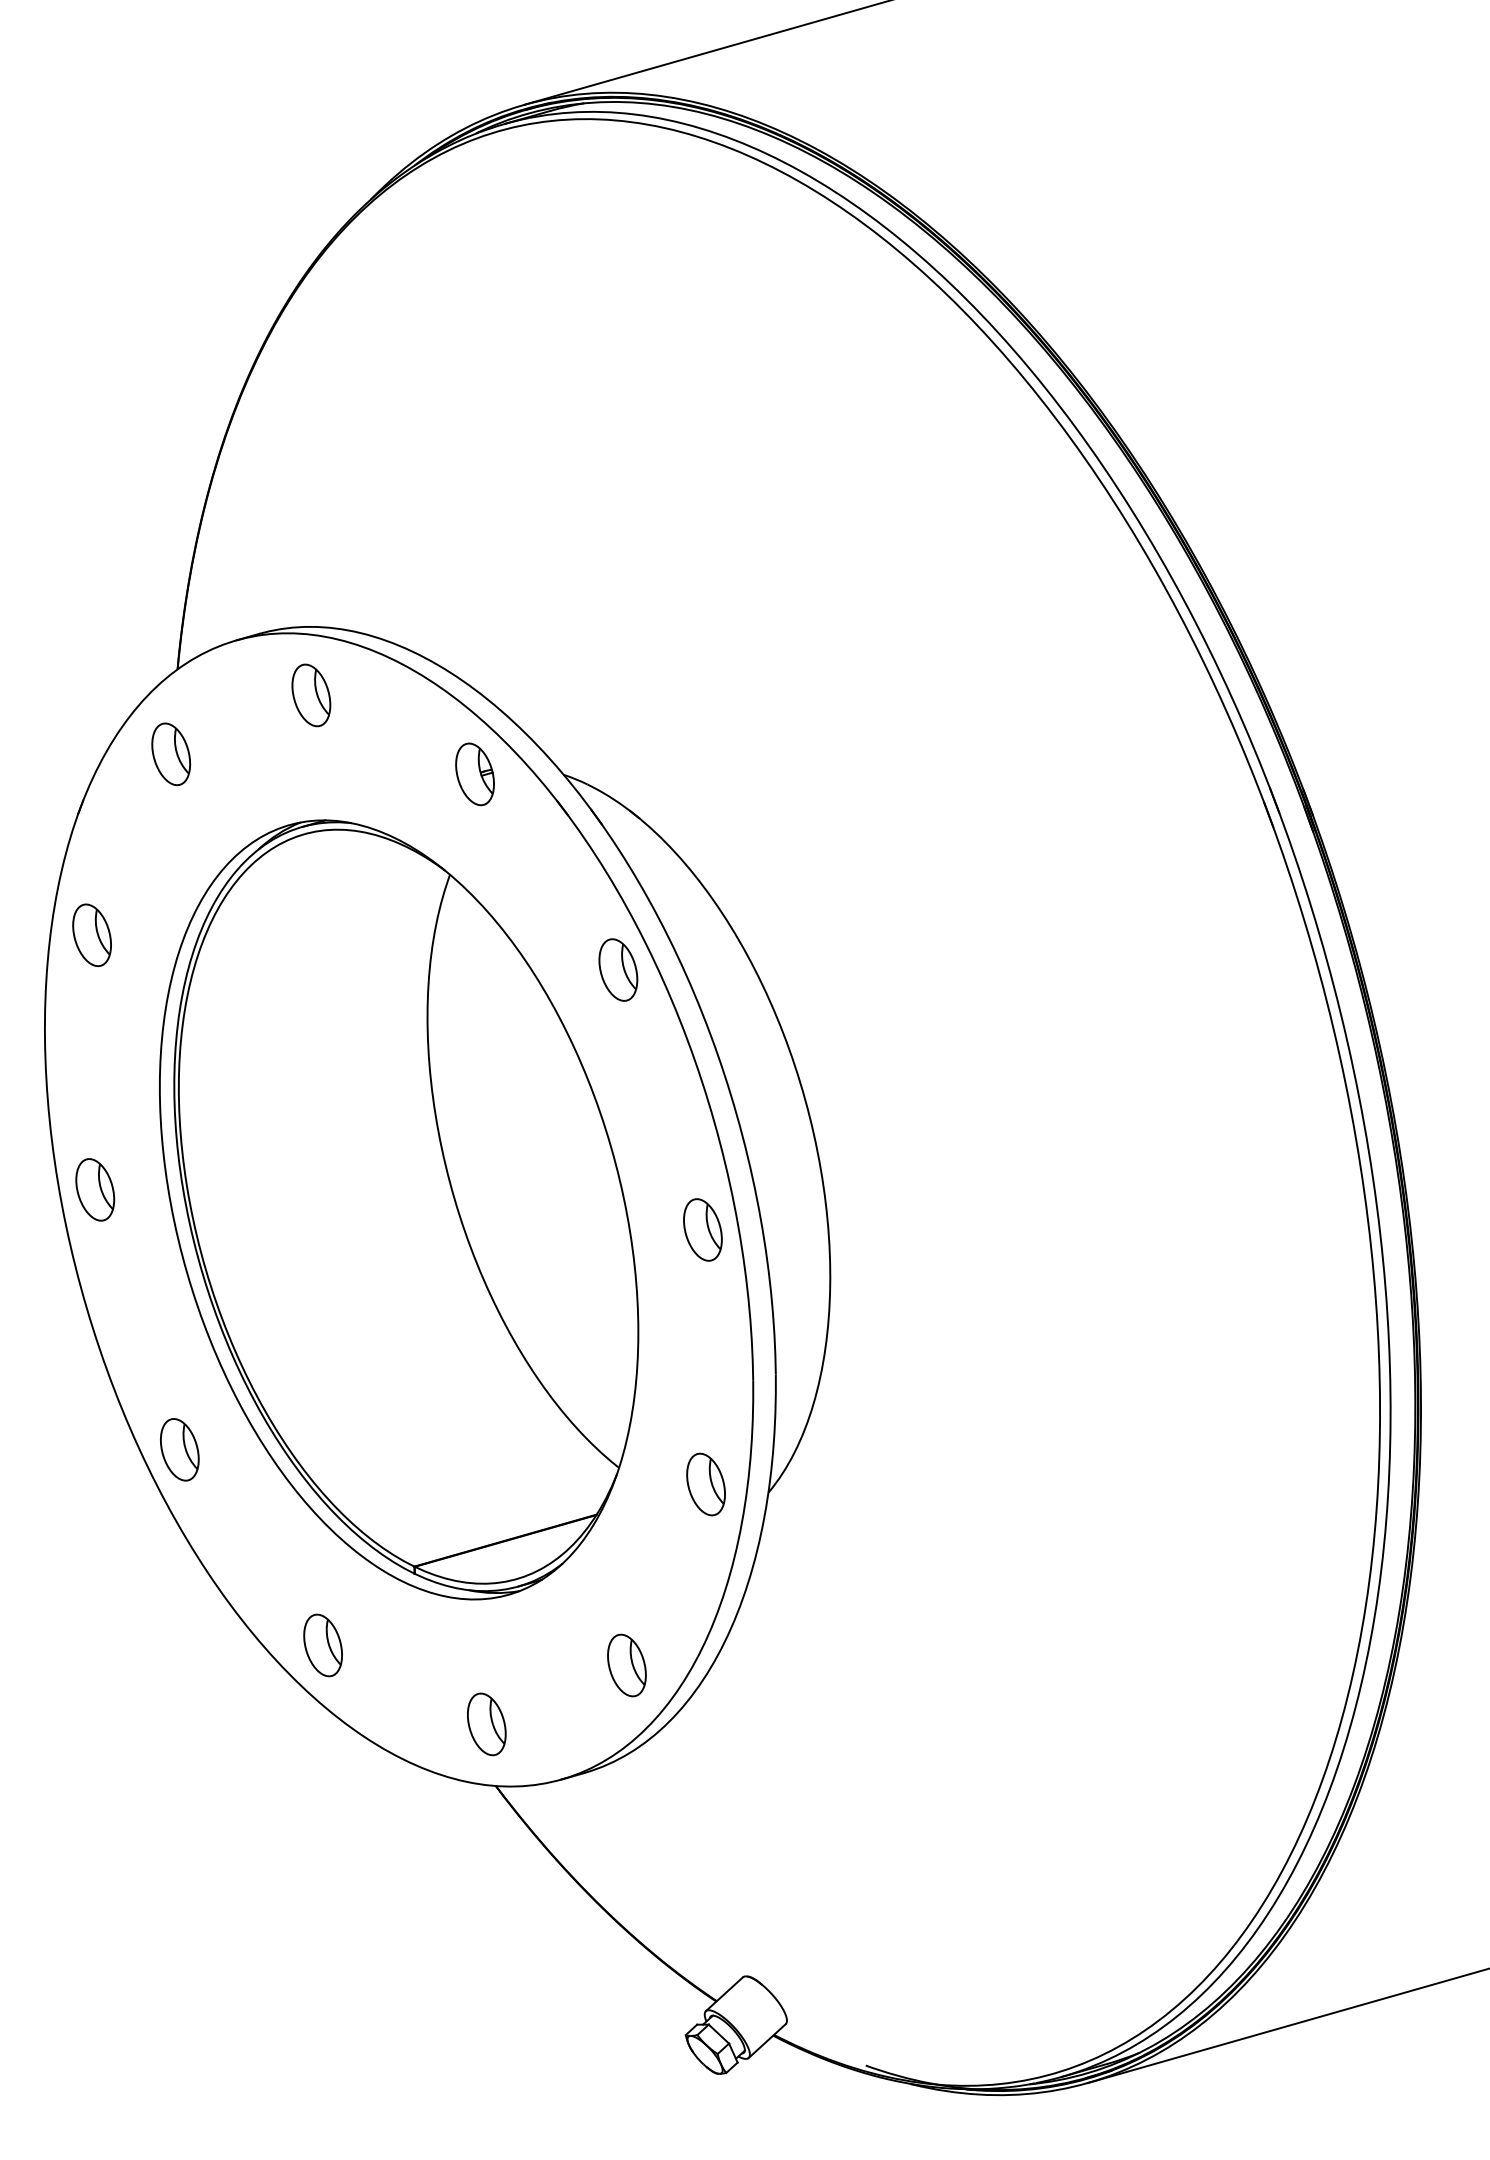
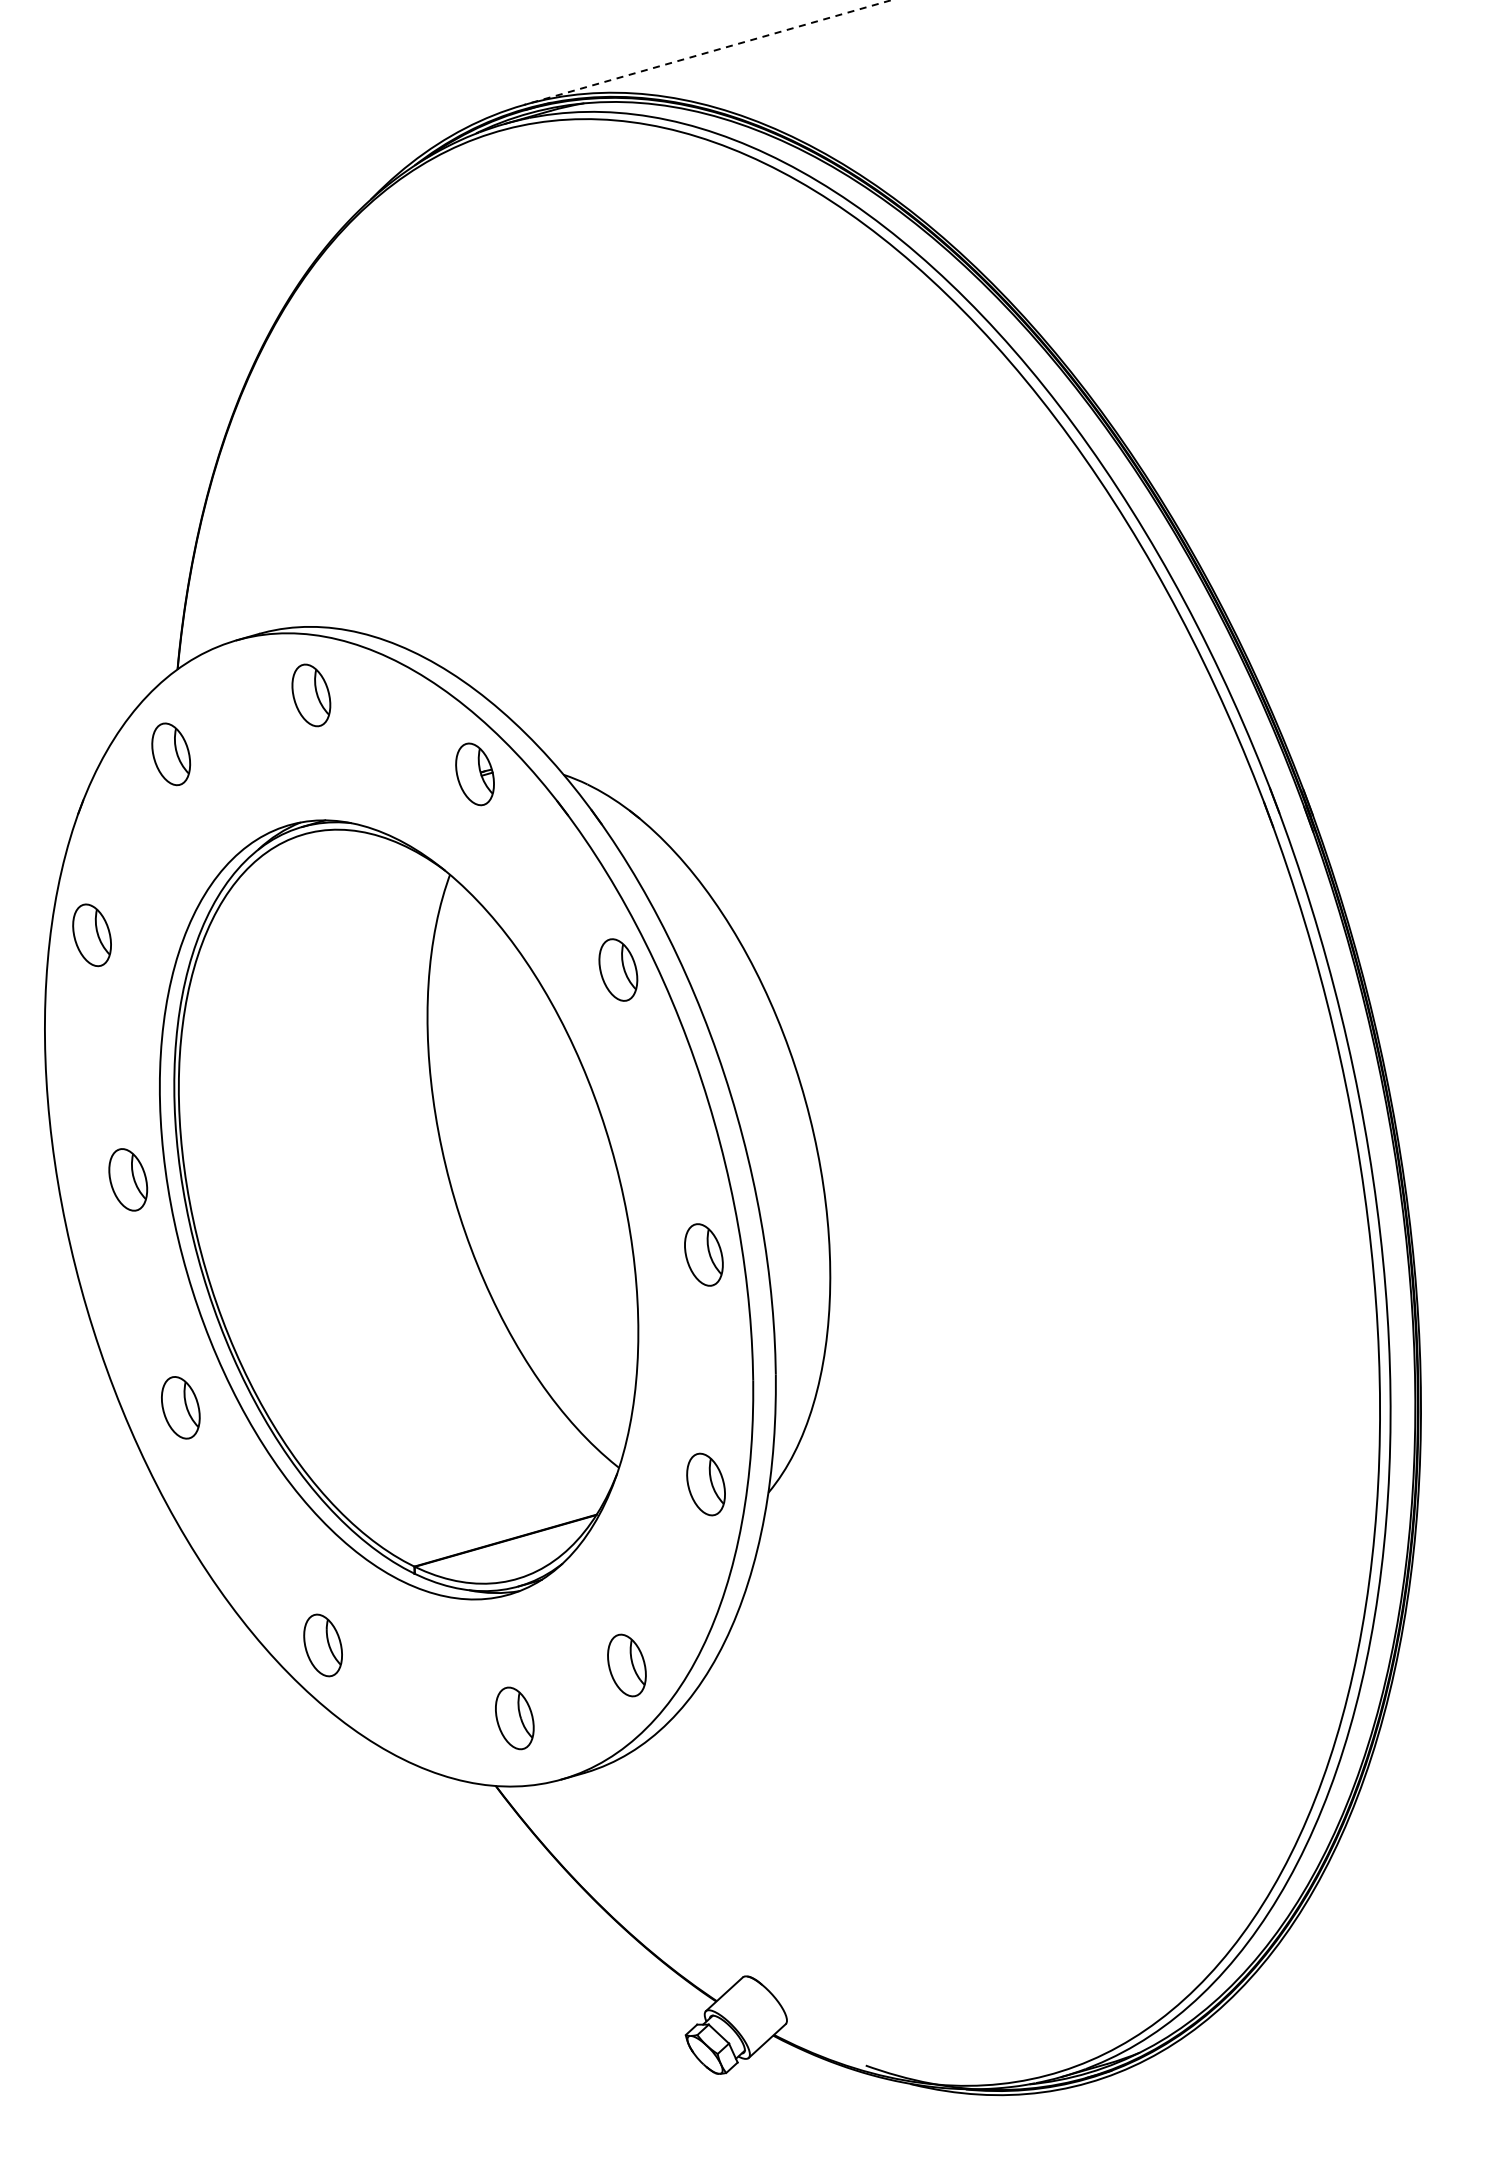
line: solid -> dashed (707, 52)
part position: (95, 1189) -> (128, 1179) (128, 1179)
part position: (702, 1229) -> (703, 1254) (703, 1254)
part position: (179, 1449) -> (180, 1407) (180, 1407)
part position: (486, 1724) -> (514, 1718) (514, 1718)
line: present -> none (1286, 2026)
